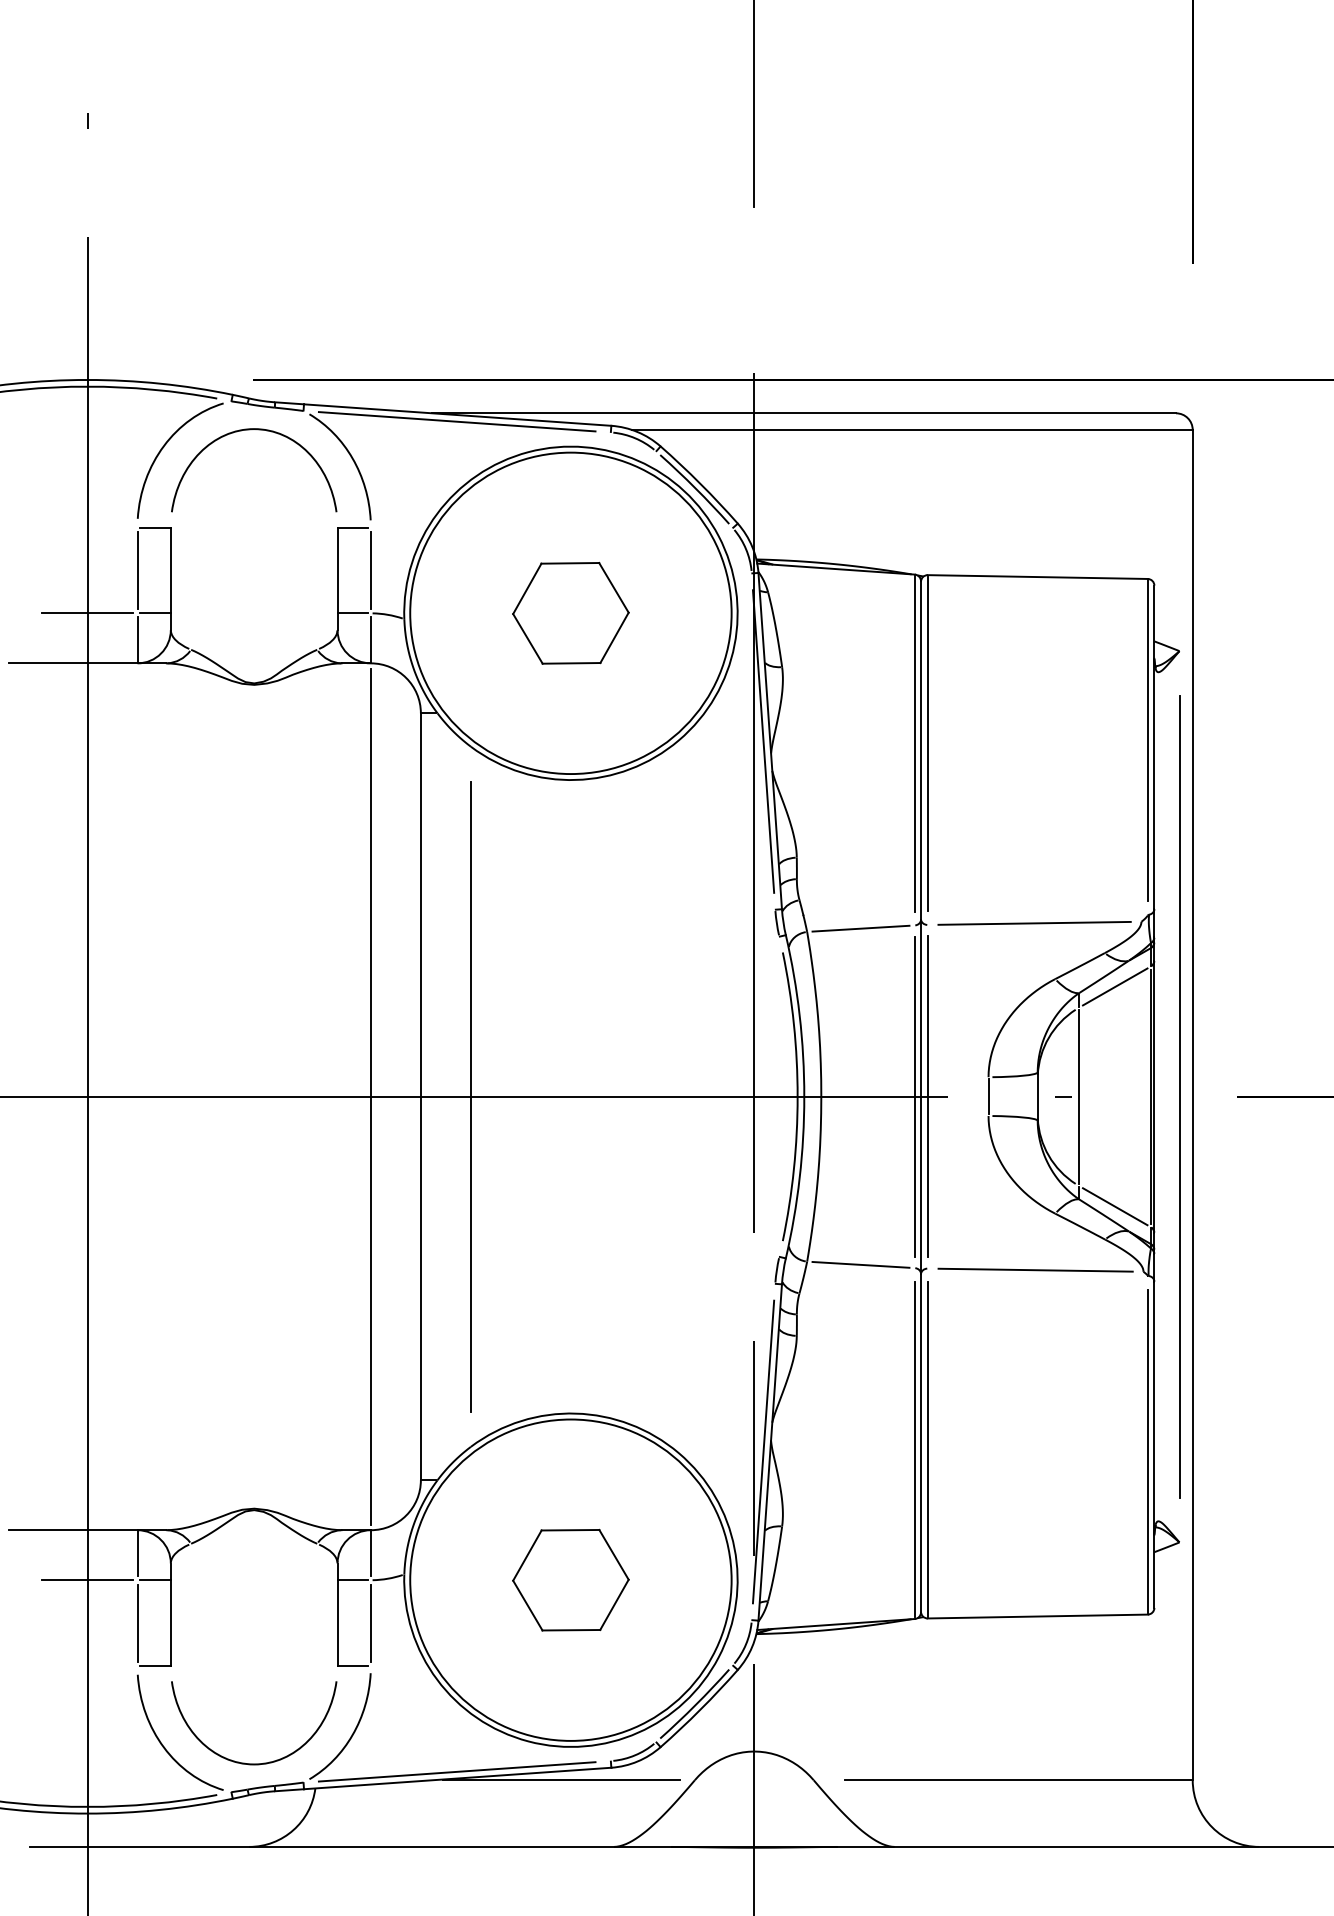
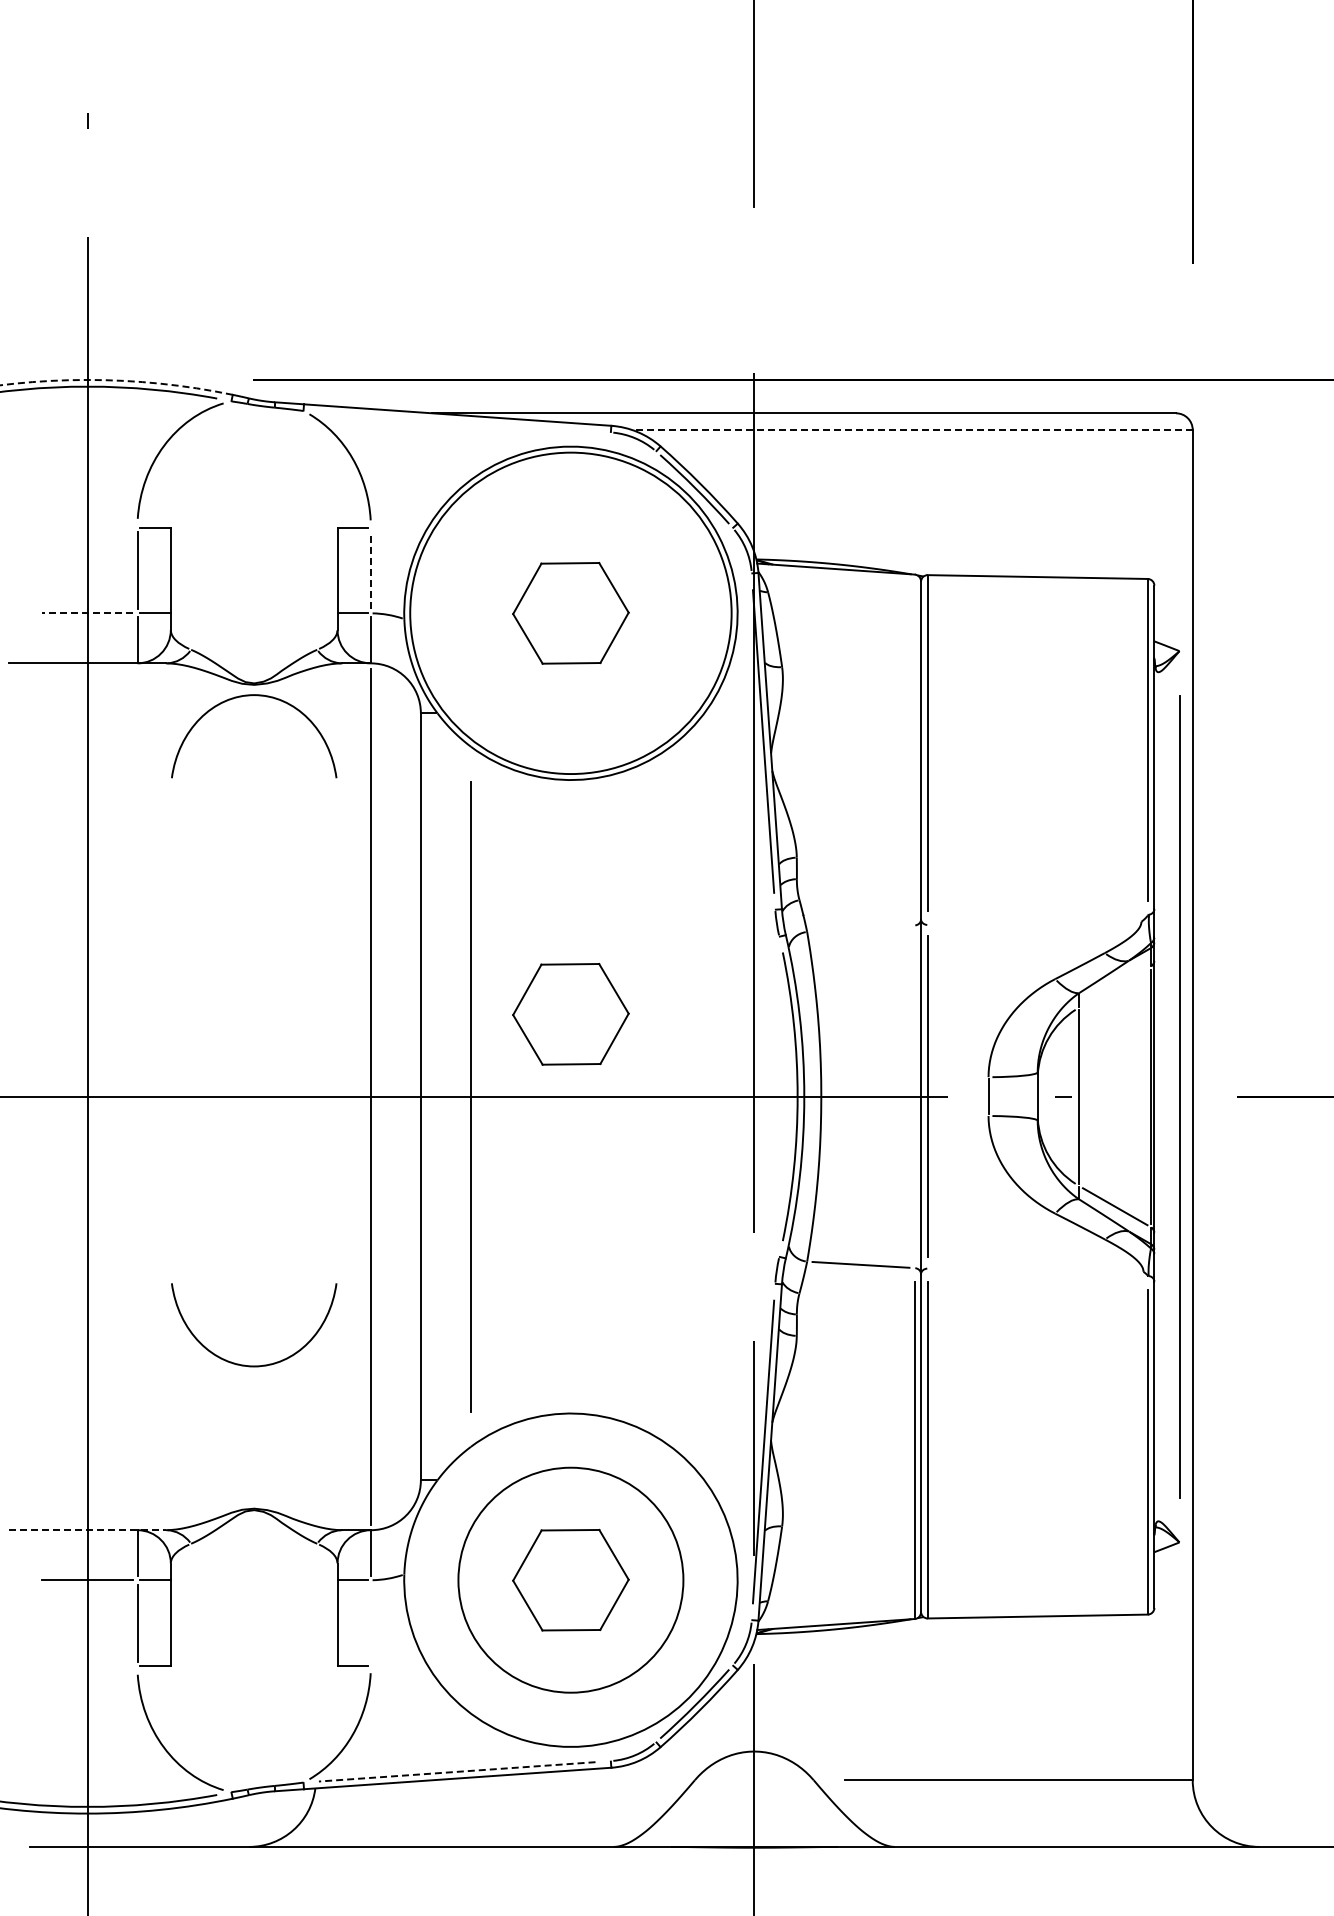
arc: solid -> dashed (116, 380)
line: present -> none (456, 421)
line: solid -> dashed (911, 429)
curve position: (251, 430) -> (251, 696) (251, 696)
line: solid -> dashed (370, 570)
line: solid -> dashed (87, 613)
line: present -> none (914, 743)
line: present -> none (1034, 923)
line: present -> none (860, 928)
line: present -> none (1114, 986)
part: none -> present (570, 1014)
line: present -> none (914, 1096)
line: present -> none (1035, 1269)
line: solid -> dashed (88, 1530)
circle diameter: 321 px -> 225 px (570, 1579)
line: present -> none (370, 1622)
curve position: (254, 1763) -> (254, 1365) (254, 1365)
line: solid -> dashed (457, 1771)
line: present -> none (560, 1780)
